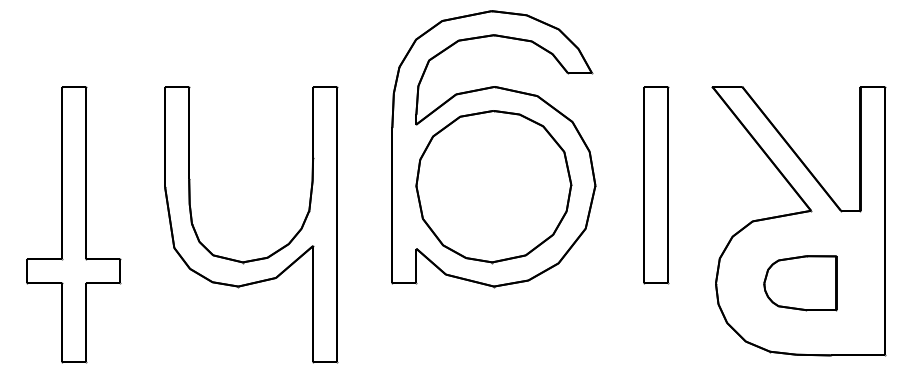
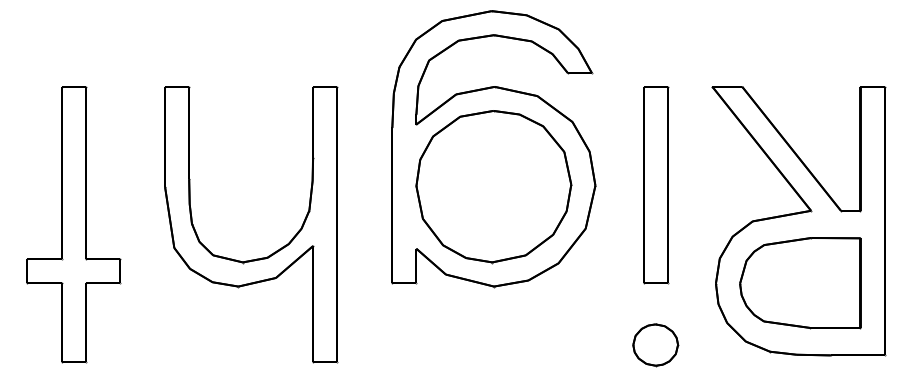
part size: 75x57 px -> 123x93 px (800, 283)
part: none -> present (655, 345)
